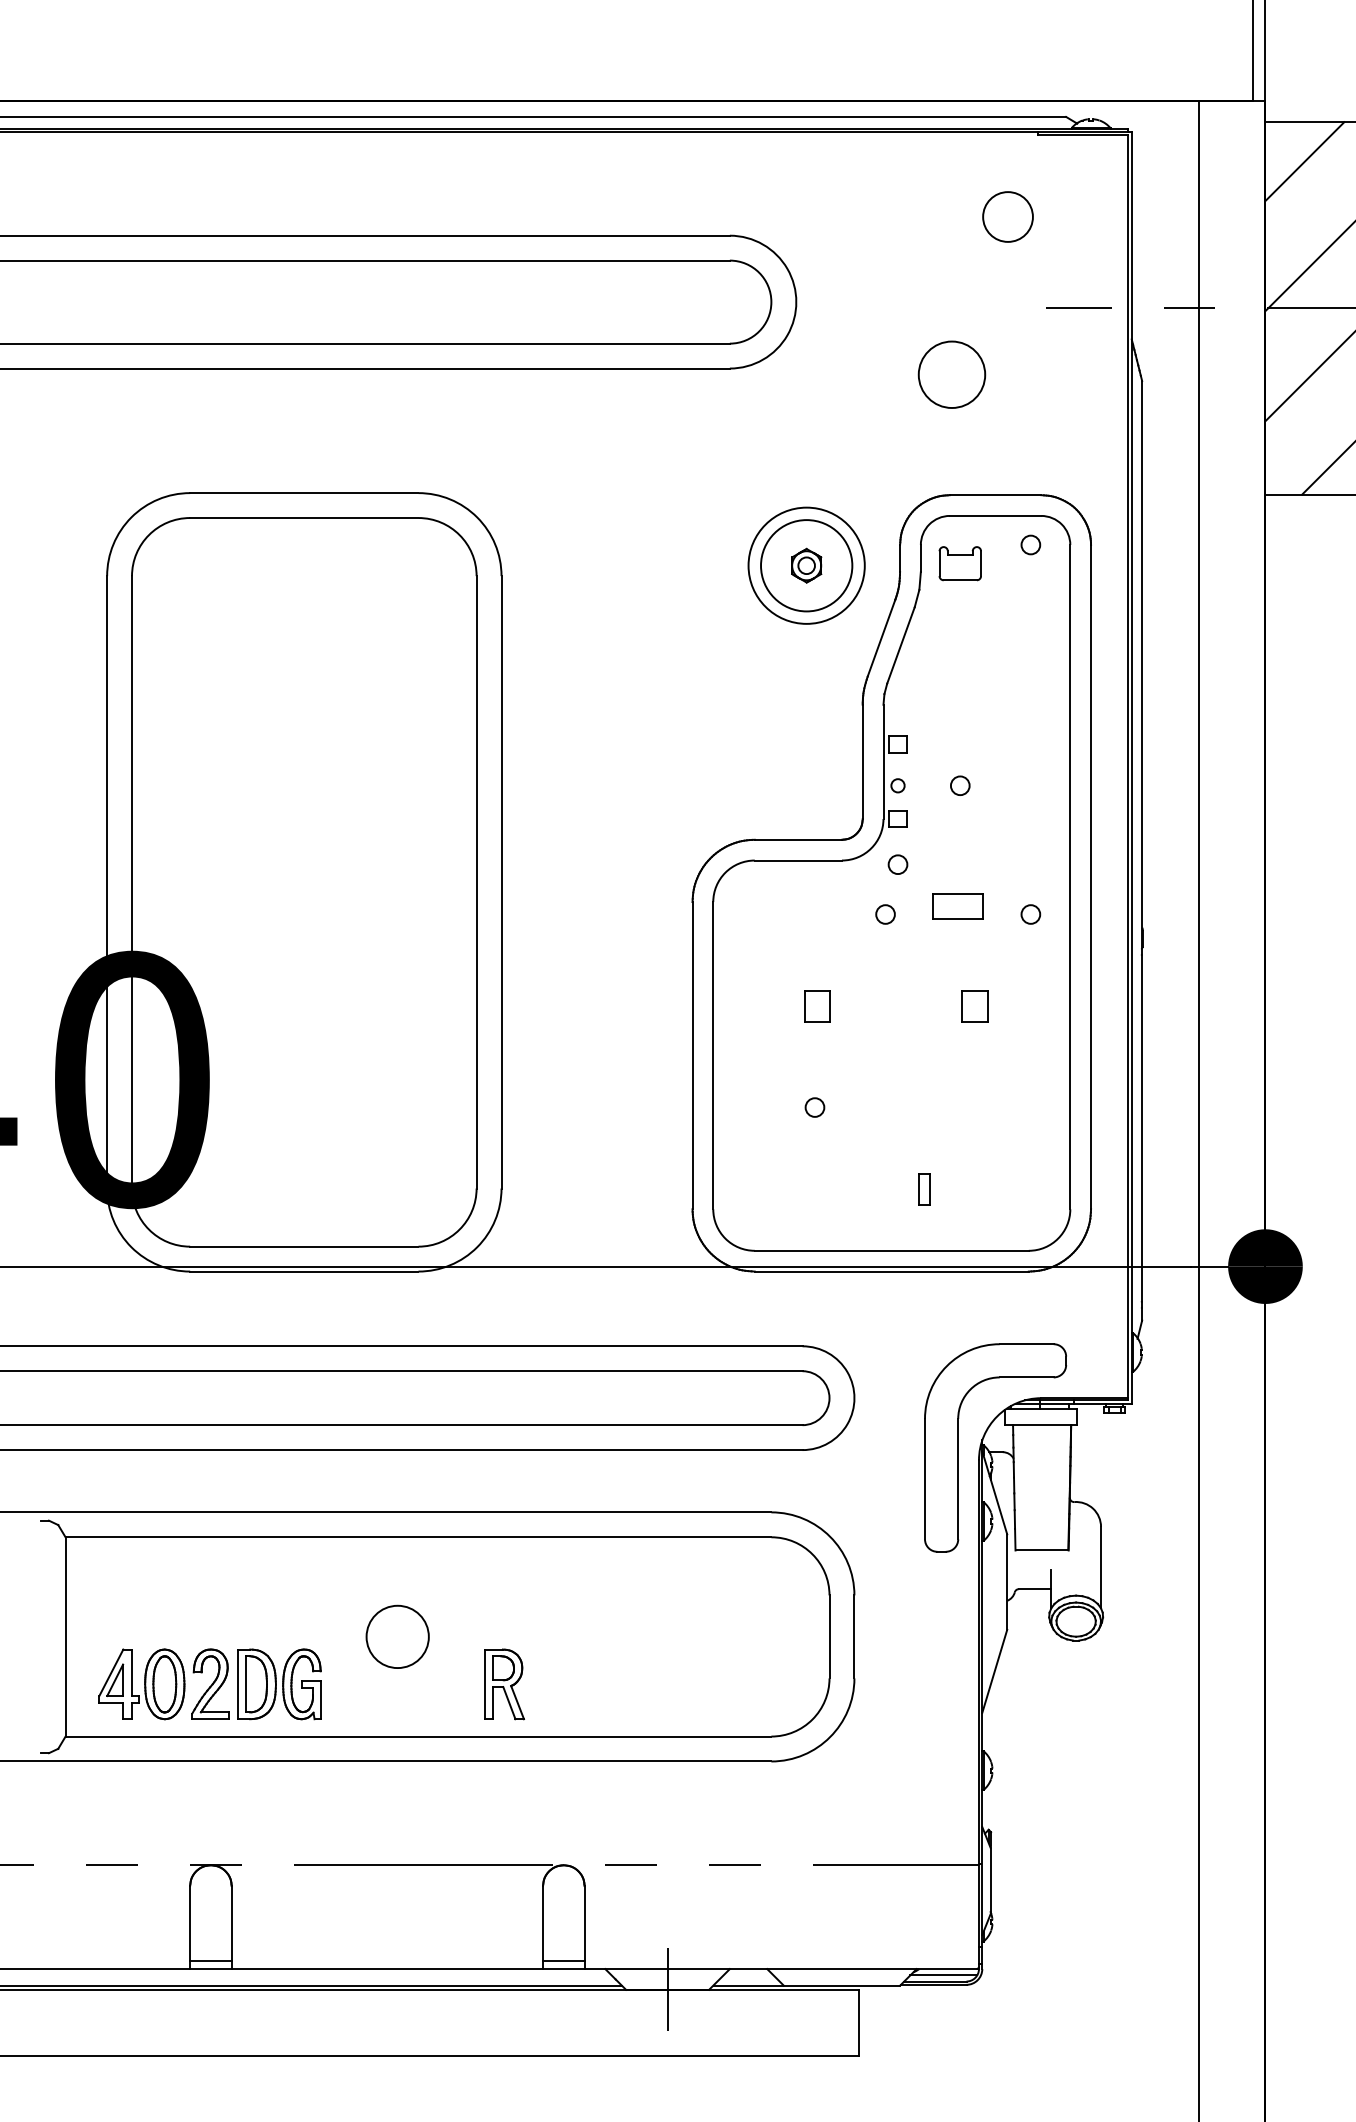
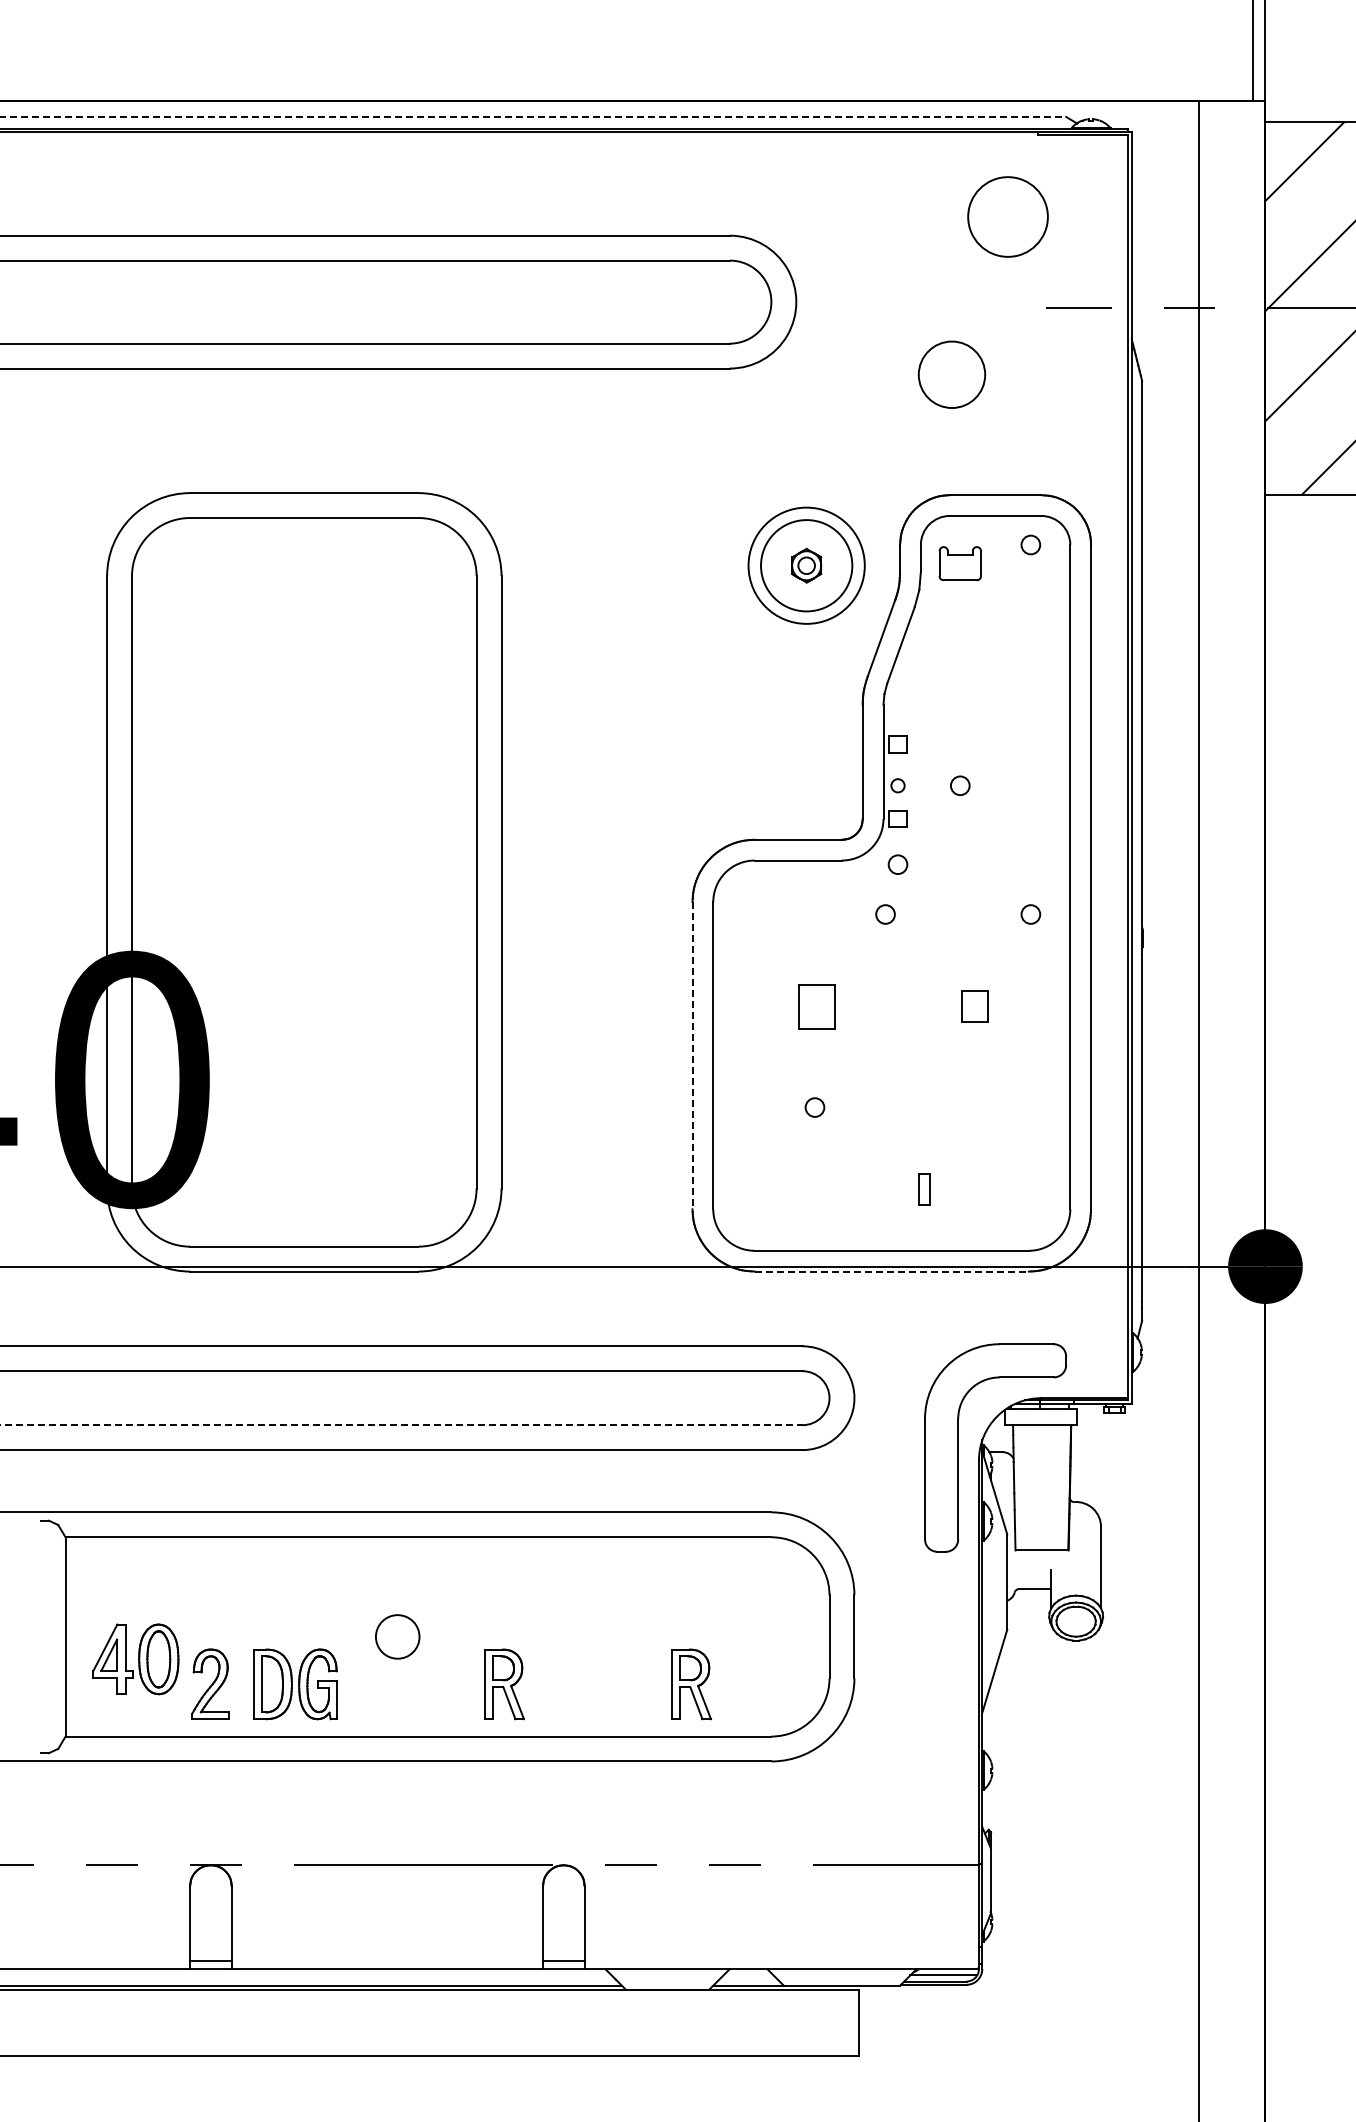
line: solid -> dashed (533, 116)
circle diameter: 50 px -> 80 px (1007, 216)
part: present -> none (957, 906)
part size: 27x33 px -> 38x46 px (816, 1006)
line: solid -> dashed (692, 1055)
line: solid -> dashed (892, 1271)
line: solid -> dashed (401, 1425)
circle diameter: 62 px -> 44 px (397, 1636)
part position: (141, 1684) -> (135, 1659) (135, 1659)
part position: (279, 1684) -> (295, 1684) (295, 1684)
part: none -> present (691, 1684)
line: present -> none (667, 1989)
